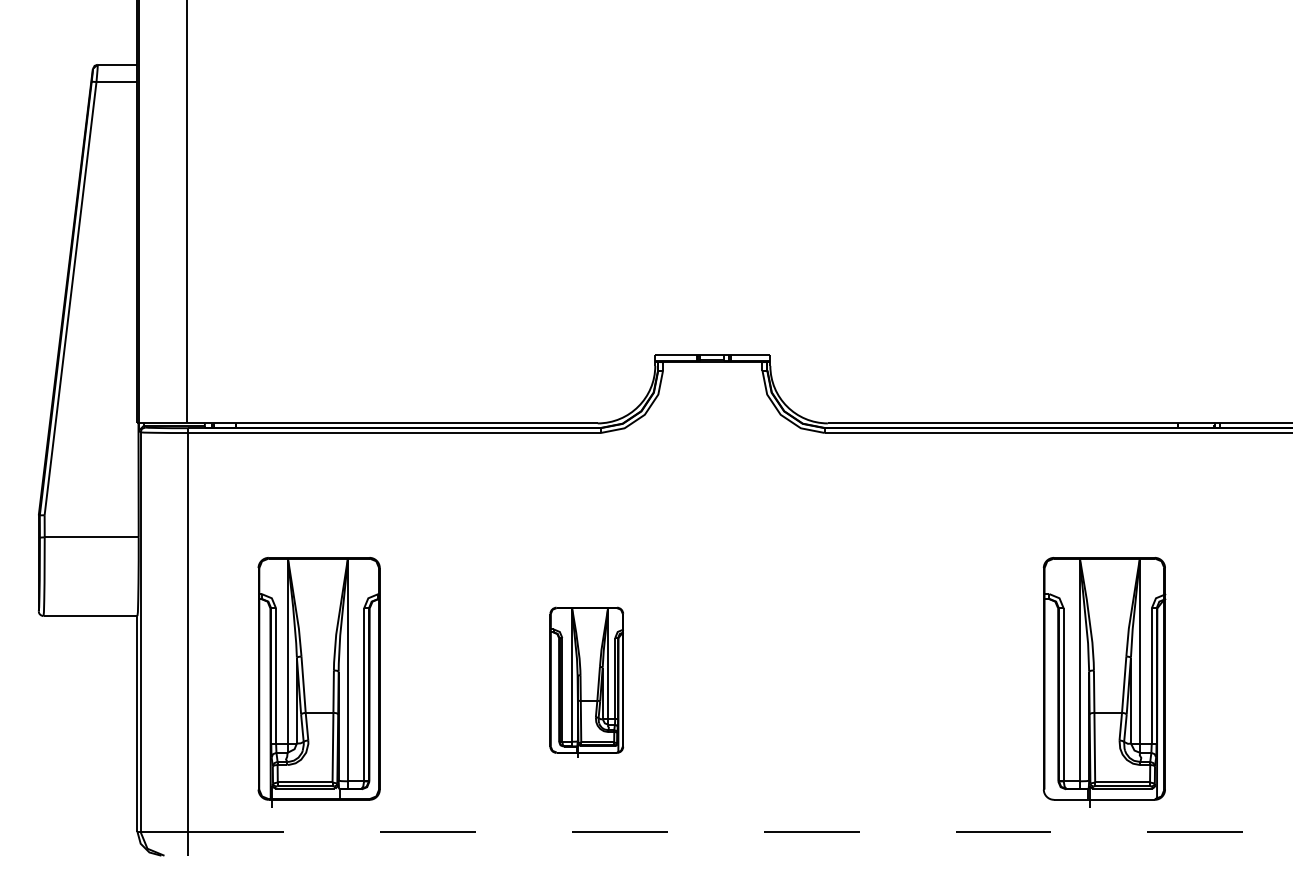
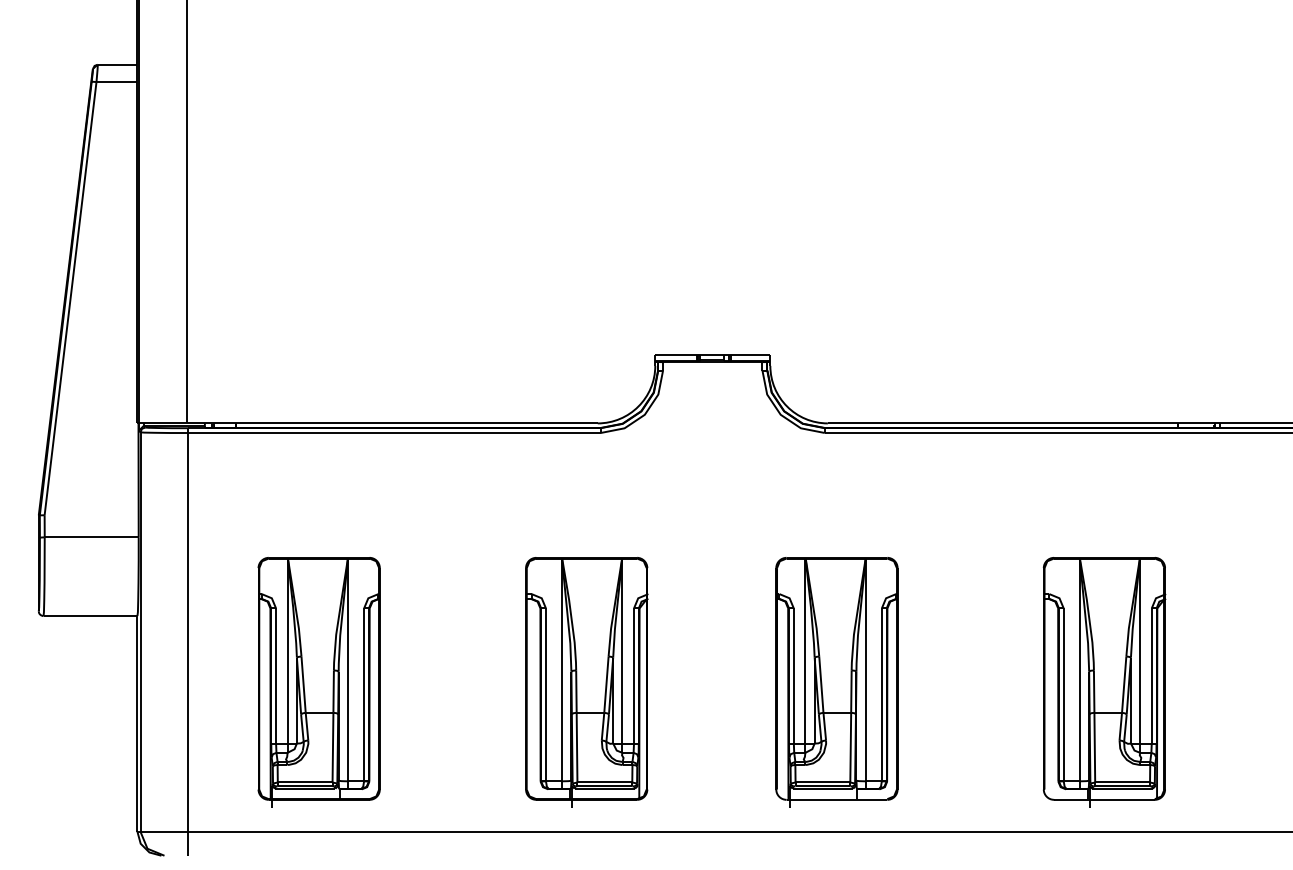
part size: 75x152 px -> 124x251 px (586, 682)
part: none -> present (836, 682)
line: dashed -> solid (740, 831)
